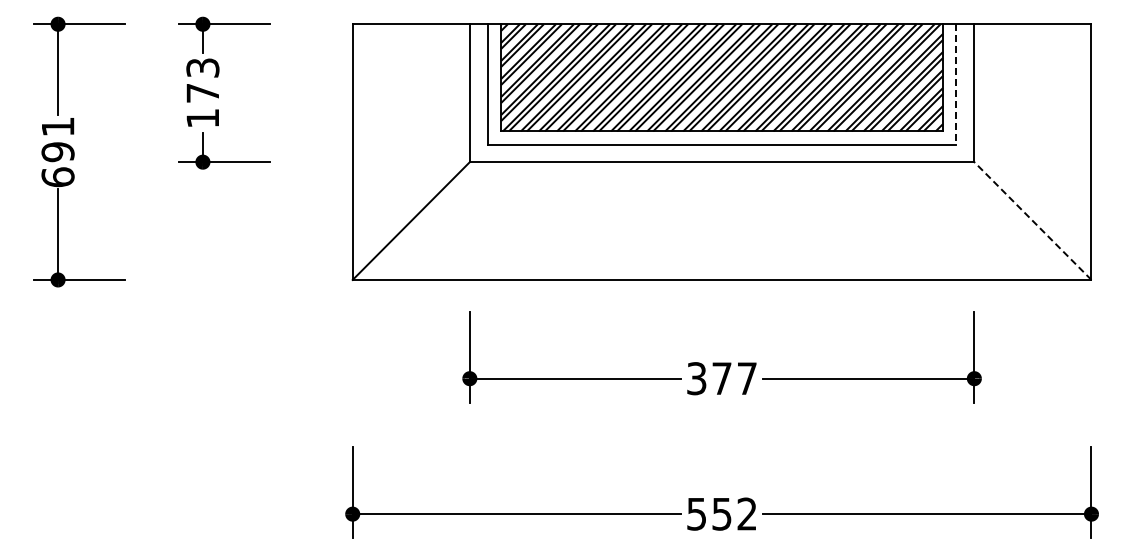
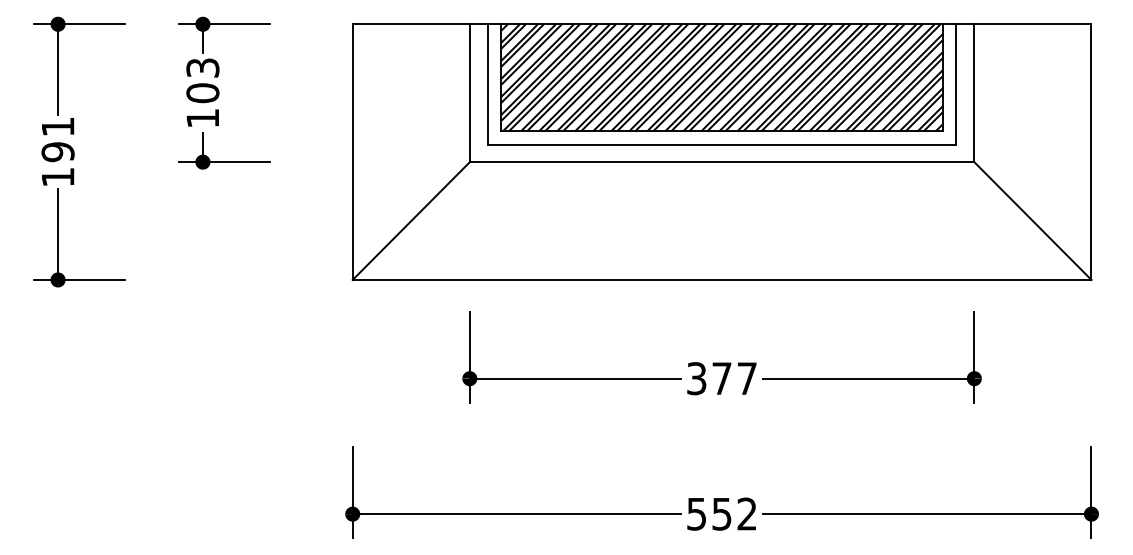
line: dashed -> solid (956, 85)
text: 173 -> 103 (202, 93)
text: 691 -> 191 (57, 177)
line: dashed -> solid (1032, 220)
